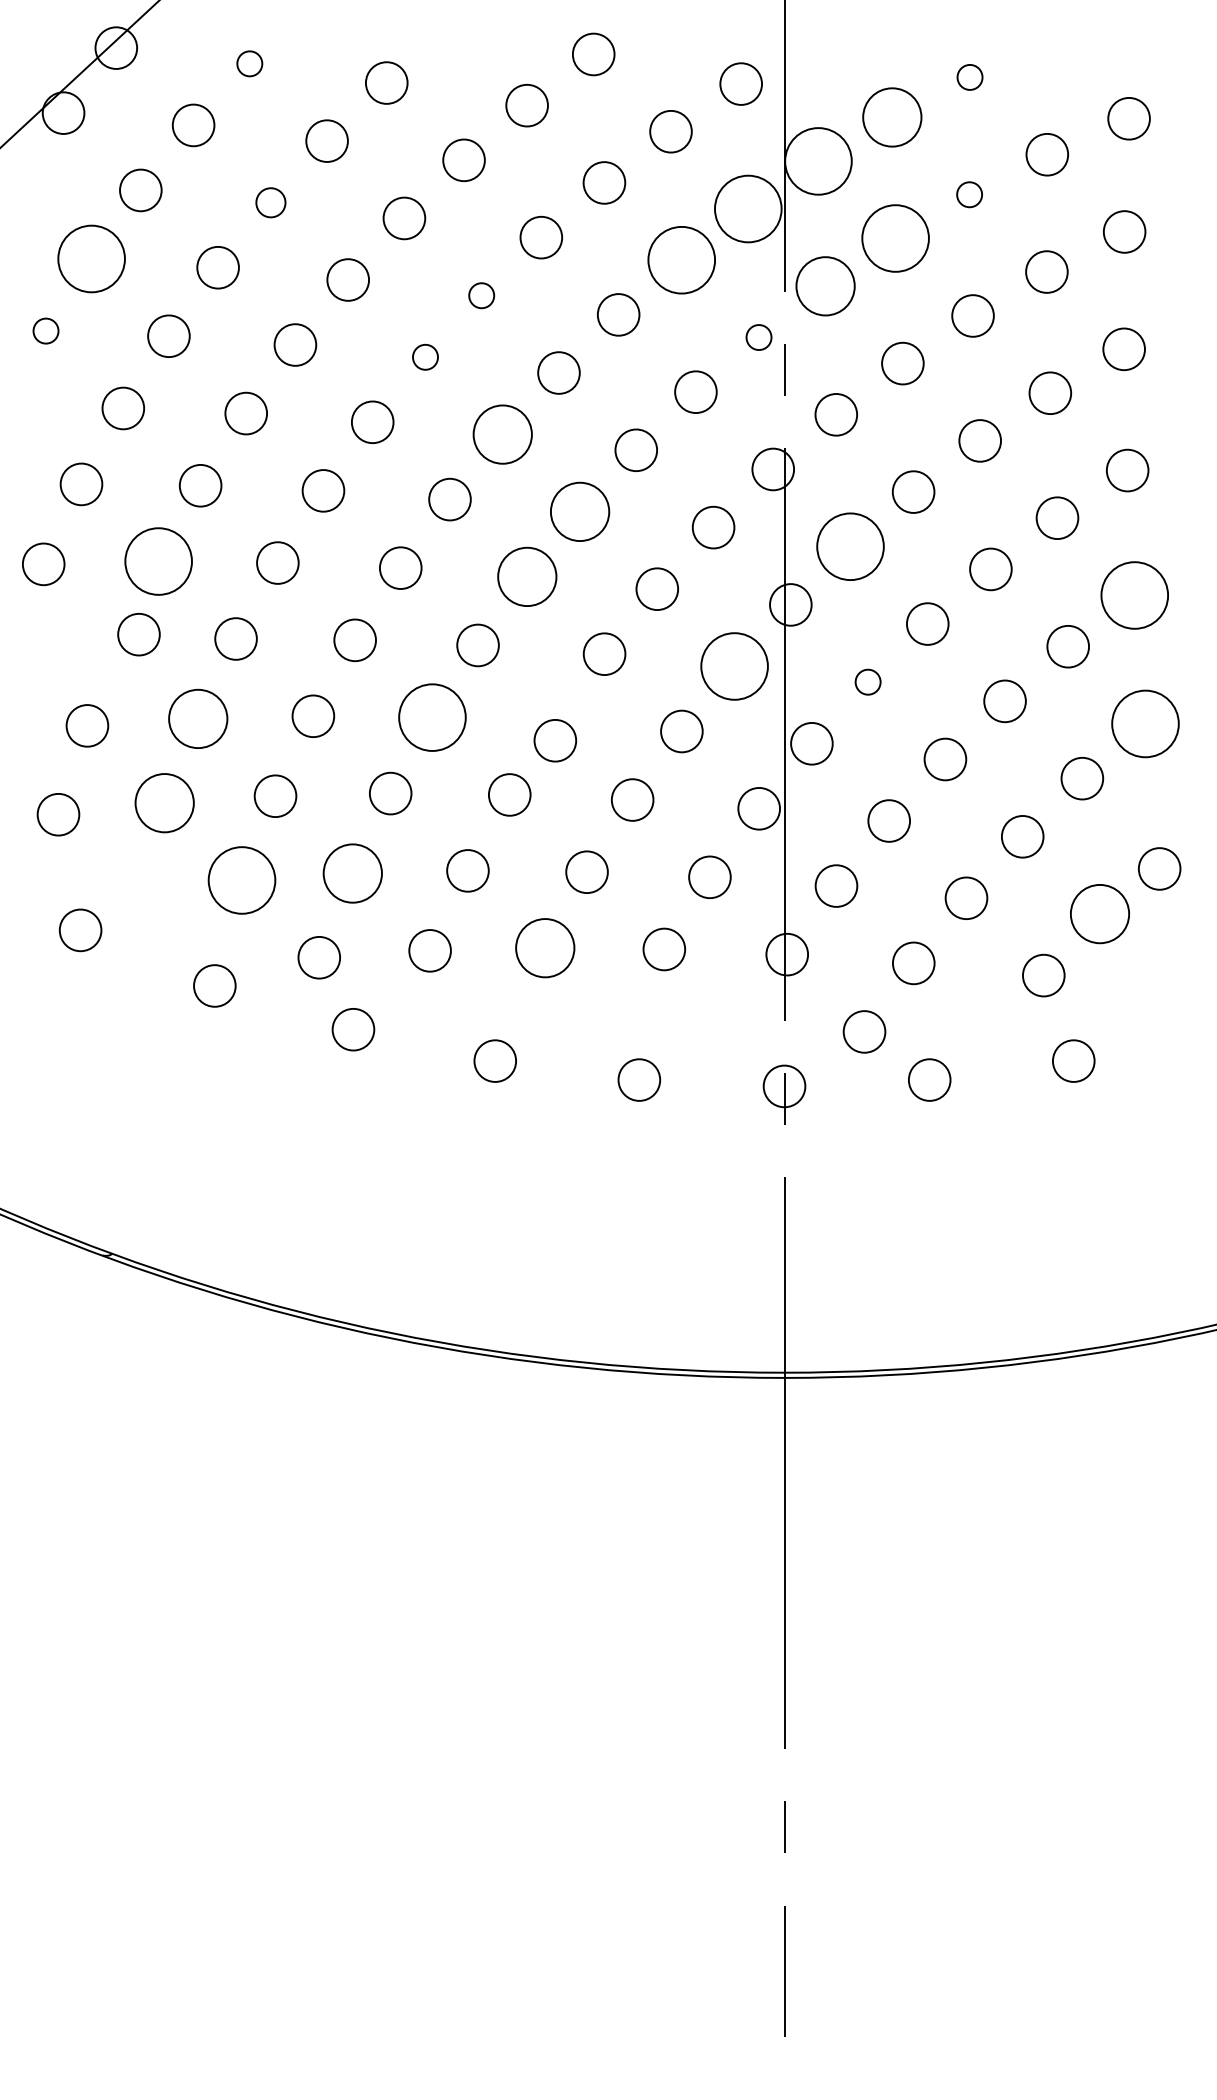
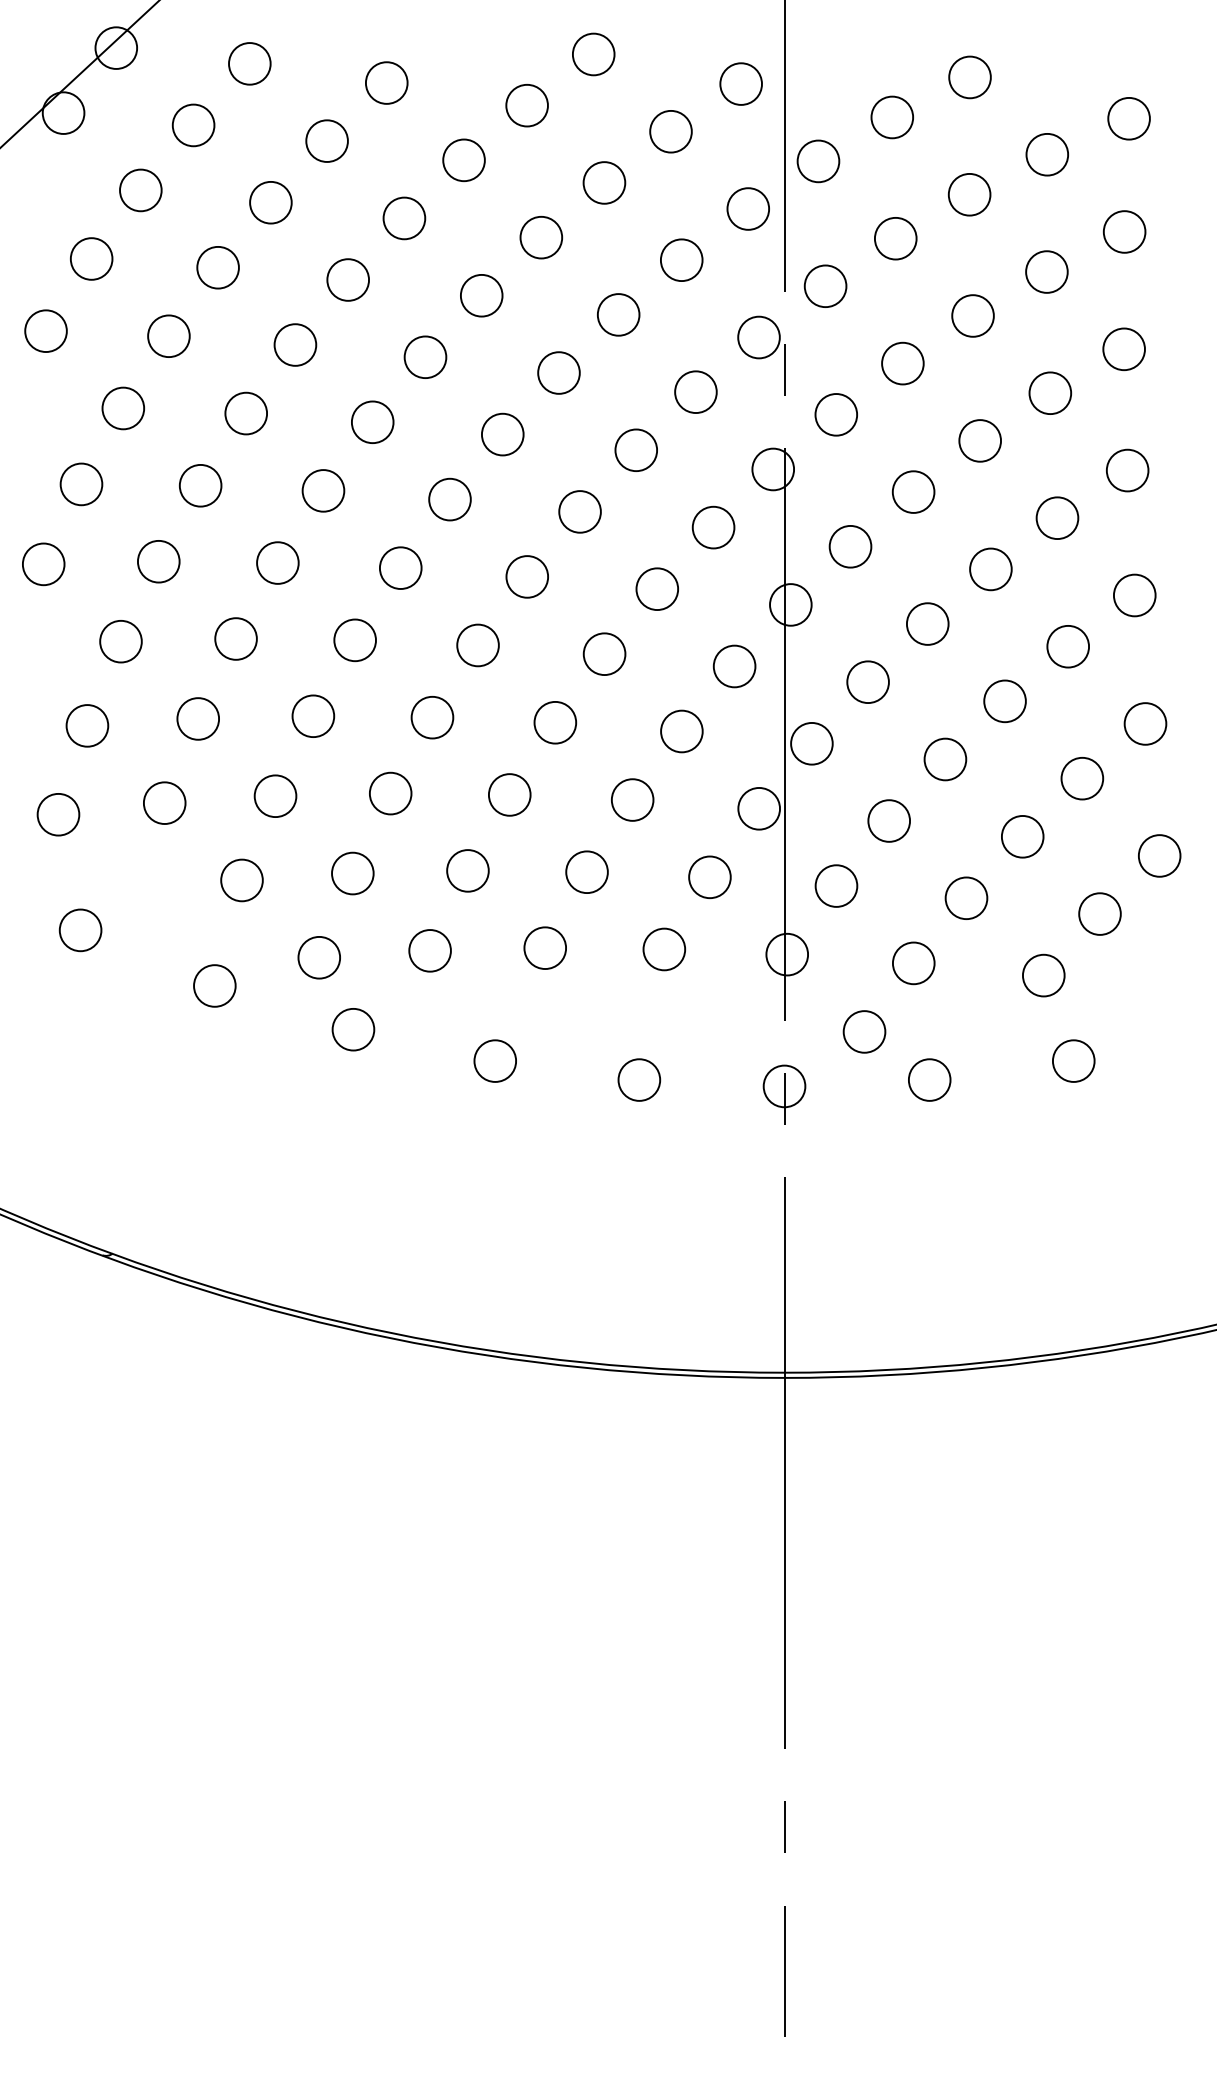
circle diameter: 25 px -> 42 px (249, 63)
circle diameter: 25 px -> 42 px (969, 77)
circle diameter: 58 px -> 42 px (892, 117)
circle diameter: 67 px -> 42 px (818, 161)
circle diameter: 25 px -> 42 px (969, 194)
circle size: 32x32 px -> 44x44 px (270, 202)
circle diameter: 67 px -> 42 px (748, 208)
circle size: 69x69 px -> 44x44 px (895, 238)
circle diameter: 67 px -> 42 px (91, 258)
circle diameter: 67 px -> 42 px (681, 260)
circle diameter: 58 px -> 42 px (825, 286)
circle diameter: 25 px -> 42 px (481, 295)
circle size: 28x28 px -> 44x44 px (45, 330)
circle diameter: 25 px -> 42 px (758, 337)
circle diameter: 25 px -> 42 px (425, 357)
circle diameter: 58 px -> 42 px (502, 434)
circle diameter: 58 px -> 42 px (579, 511)
circle diameter: 67 px -> 42 px (850, 546)
circle size: 69x69 px -> 44x44 px (158, 561)
circle diameter: 58 px -> 42 px (527, 576)
circle diameter: 67 px -> 42 px (1134, 595)
circle position: (138, 634) -> (120, 641) (120, 641)
circle diameter: 67 px -> 42 px (734, 666)
circle diameter: 25 px -> 42 px (867, 682)
circle diameter: 67 px -> 42 px (432, 717)
circle diameter: 58 px -> 42 px (198, 718)
circle diameter: 67 px -> 42 px (1145, 723)
circle position: (555, 740) -> (555, 722) (555, 722)
circle diameter: 58 px -> 42 px (164, 802)
circle position: (1159, 868) -> (1159, 855) (1159, 855)
circle diameter: 58 px -> 42 px (352, 873)
circle diameter: 67 px -> 42 px (241, 880)
circle diameter: 58 px -> 42 px (1099, 913)
circle diameter: 58 px -> 42 px (545, 948)
